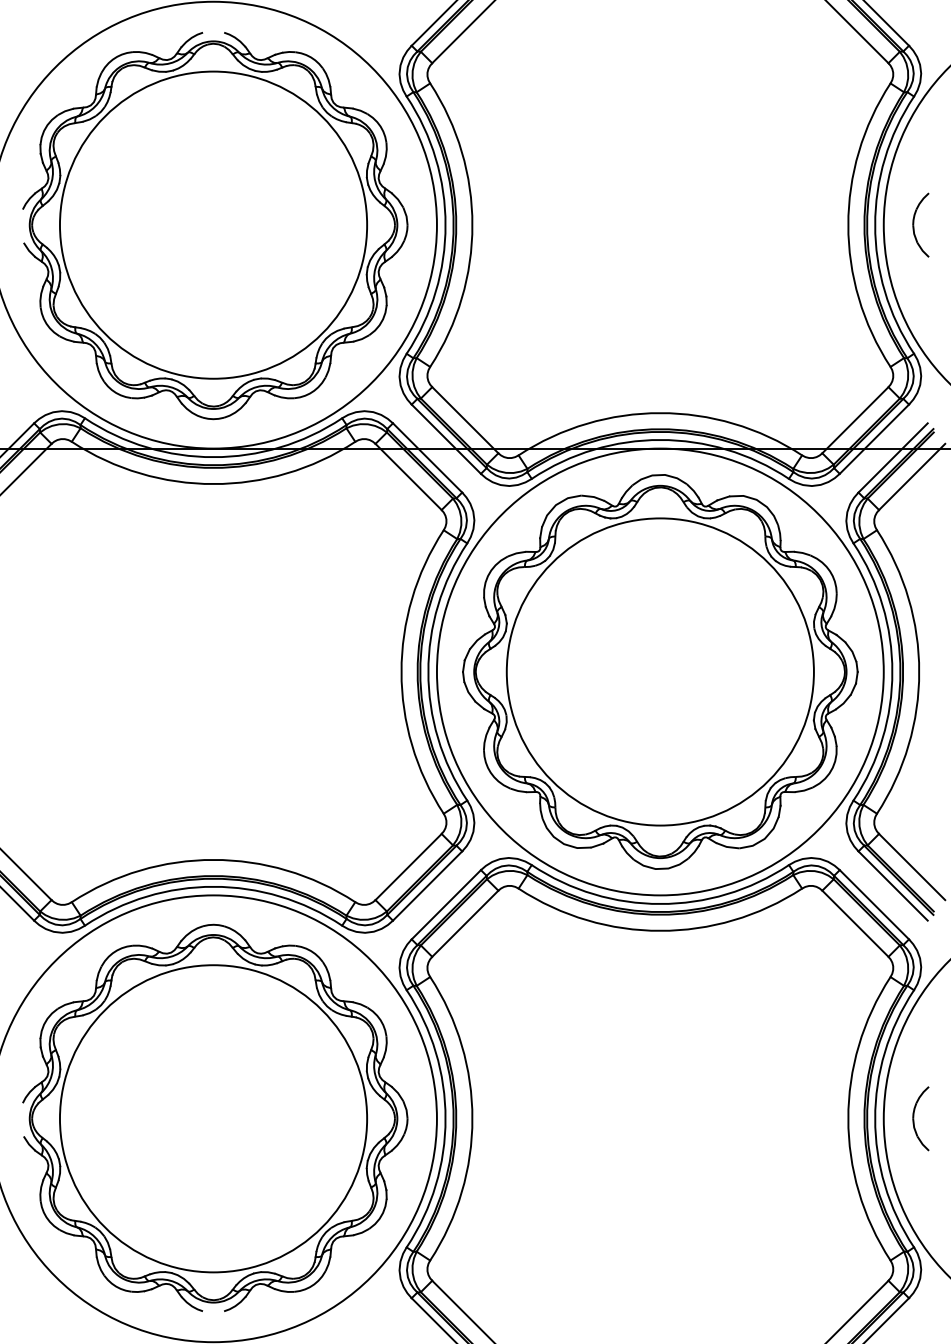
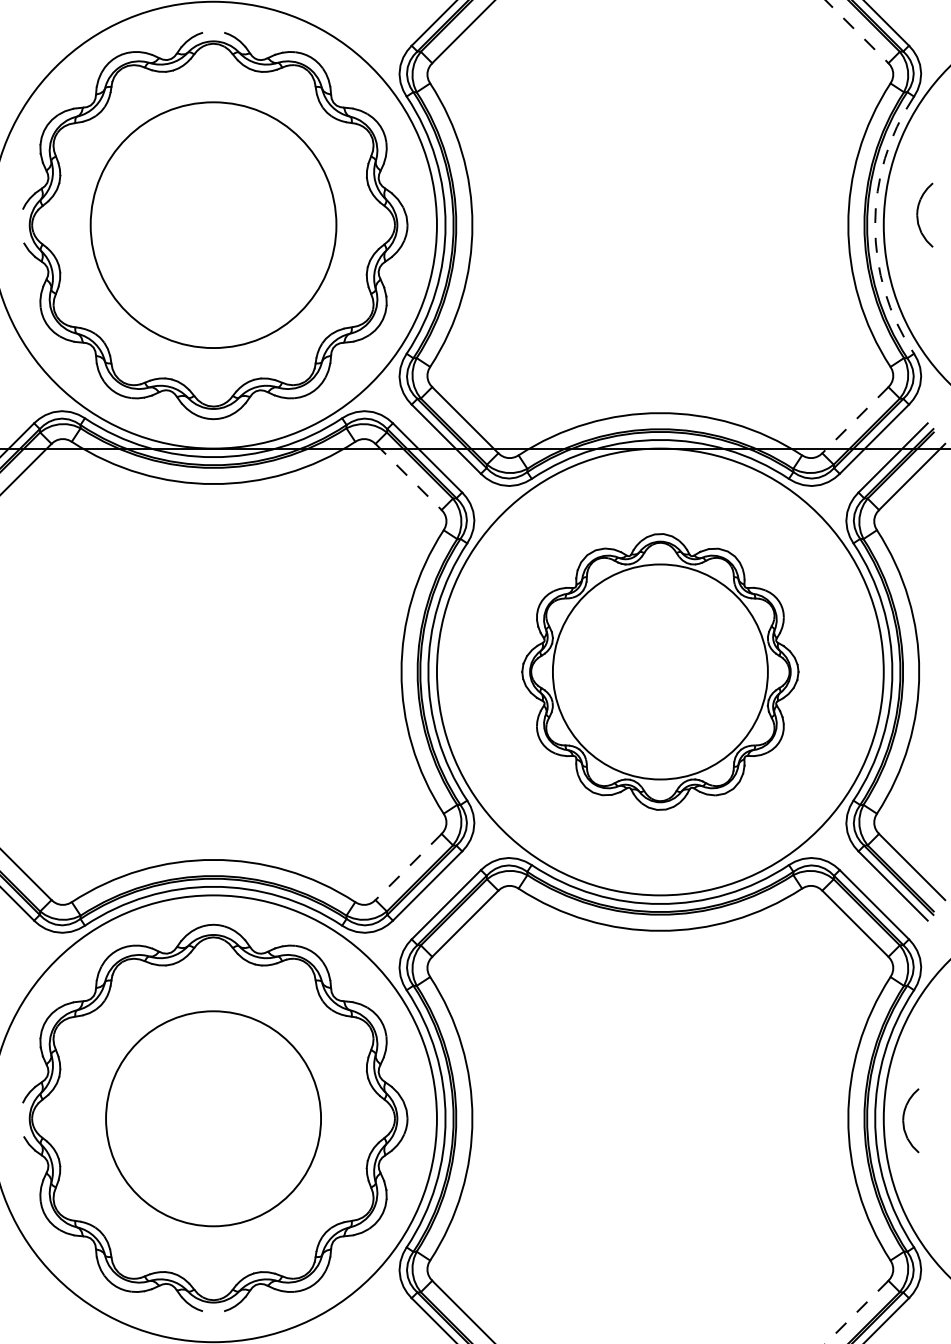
line: solid -> dashed (857, 32)
circle diameter: 307 px -> 246 px (213, 225)
part position: (920, 224) -> (924, 214) (924, 214)
arc: solid -> dashed (875, 225)
line: solid -> dashed (855, 420)
line: solid -> dashed (408, 476)
part size: 397x396 px -> 279x278 px (660, 671)
line: solid -> dashed (408, 867)
circle diameter: 307 px -> 215 px (213, 1118)
part position: (920, 1118) -> (910, 1120) (910, 1120)
line: solid -> dashed (856, 1312)
